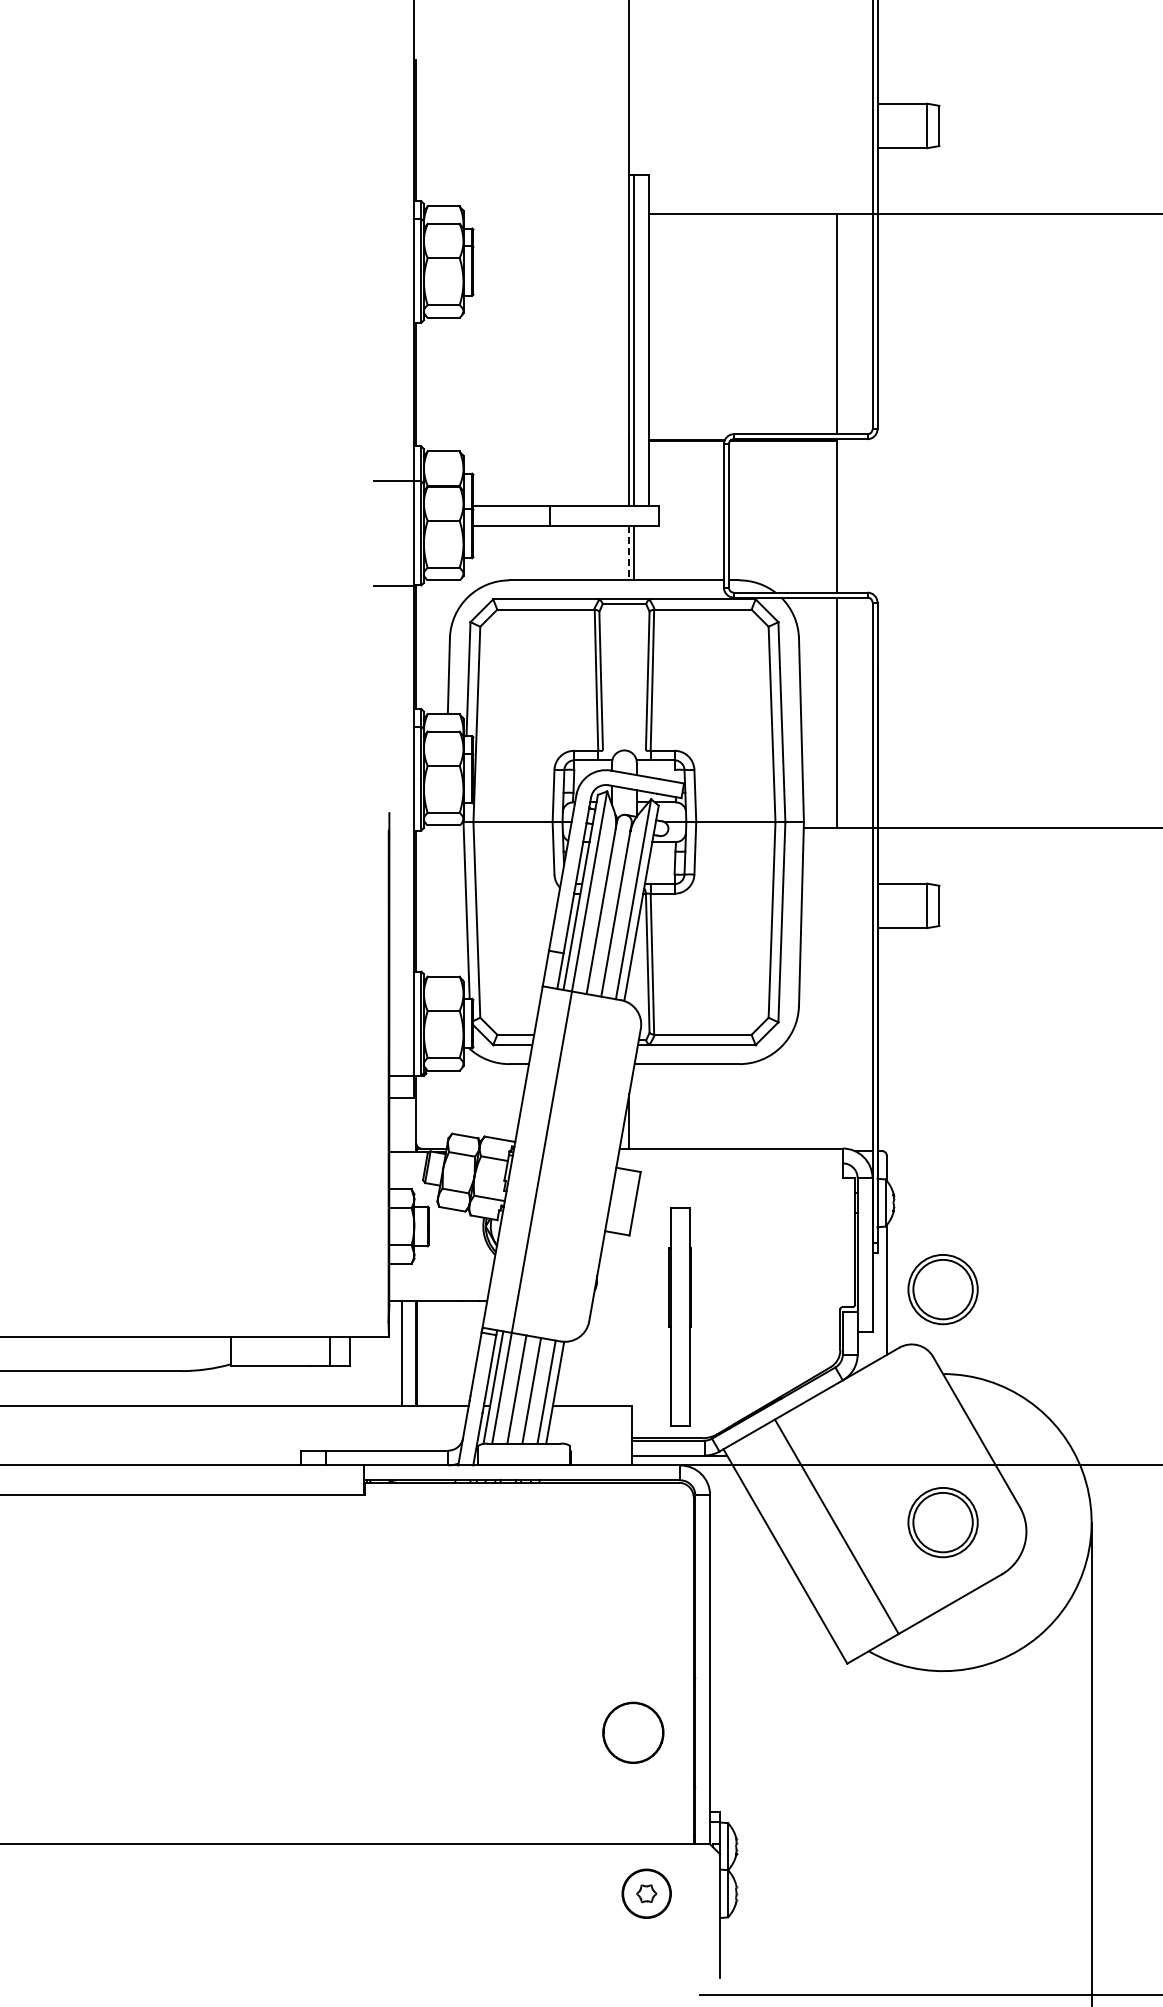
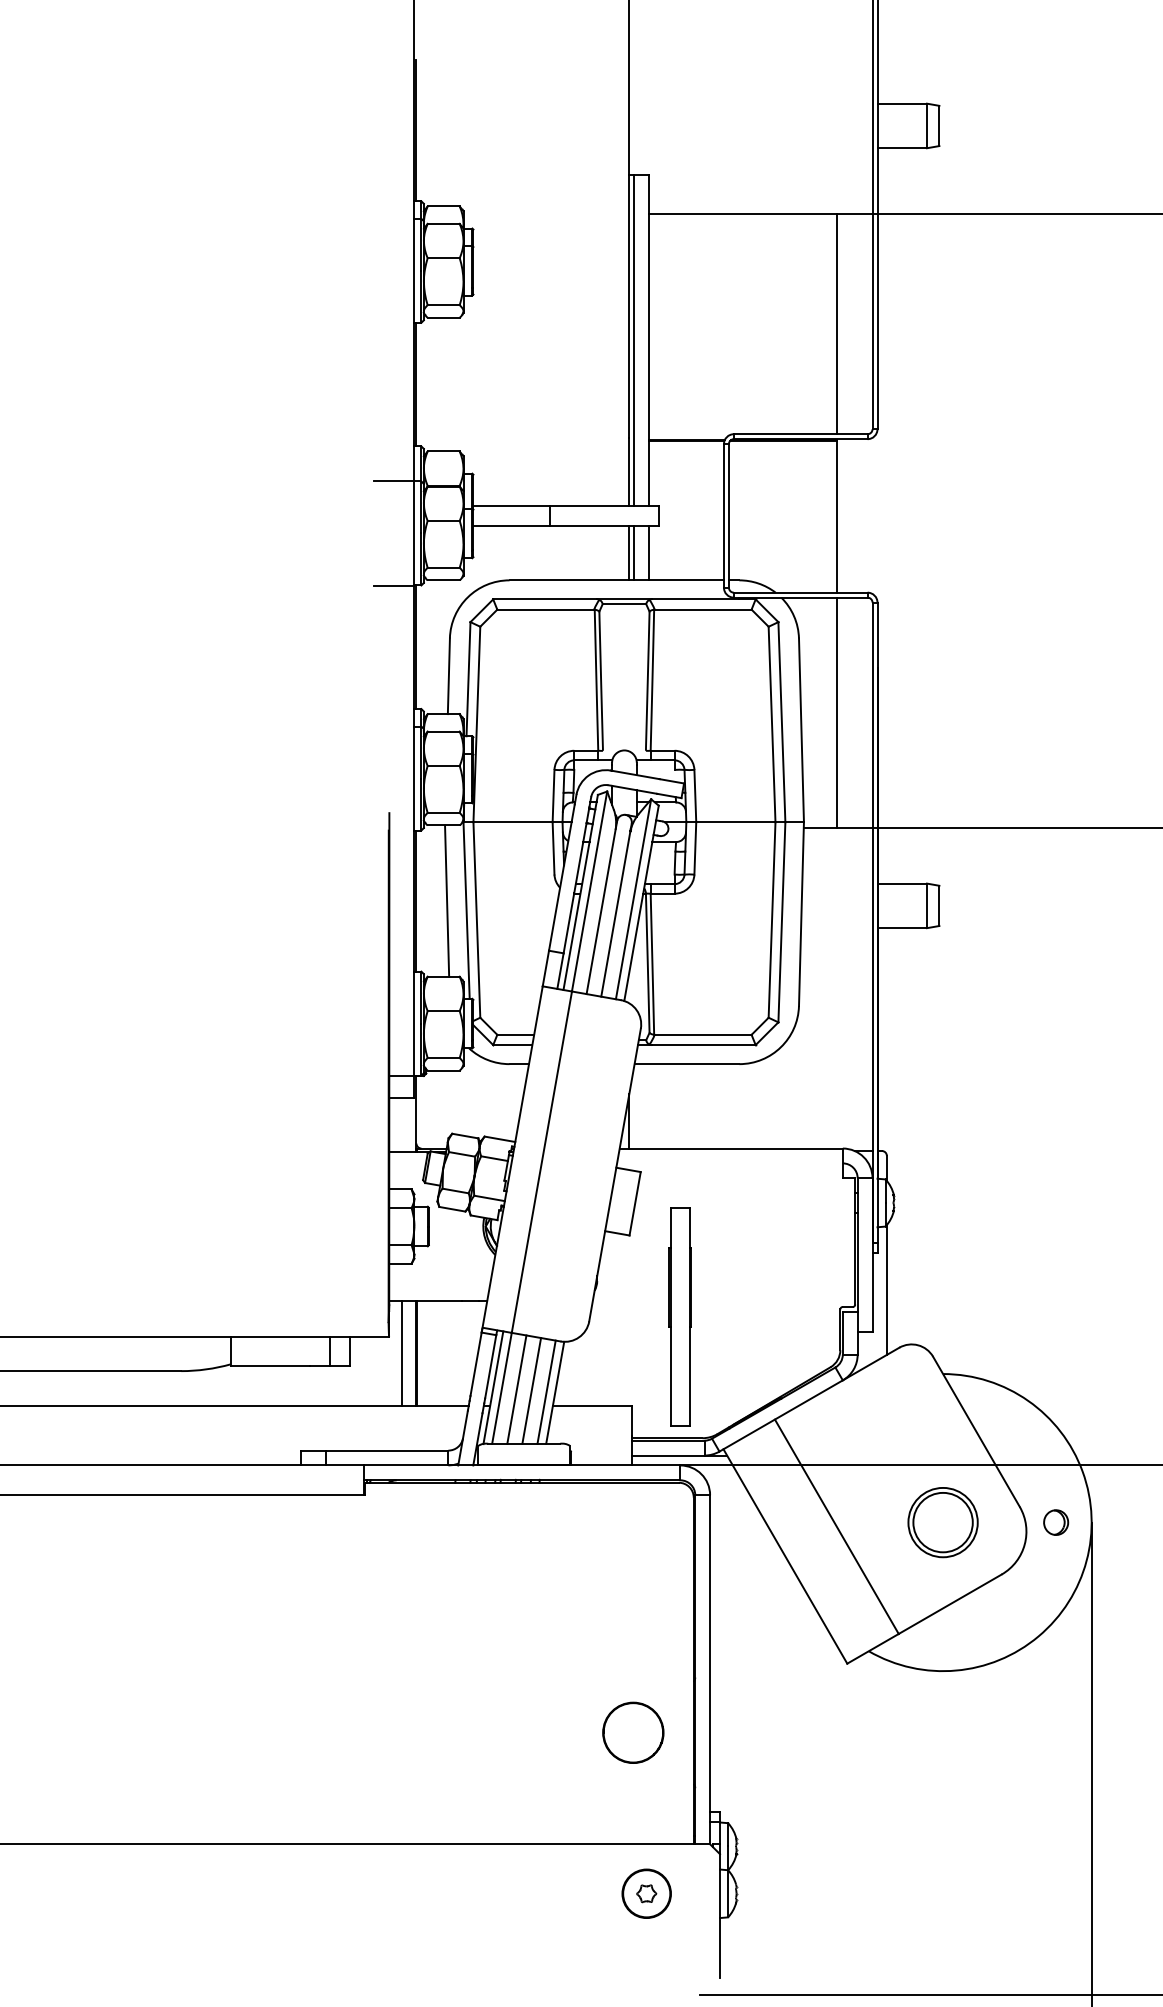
line: none -> present (649, 552)
line: dashed -> solid (629, 553)
line: none -> present (447, 900)
part: present -> none (942, 1289)
part: none -> present (1056, 1522)
